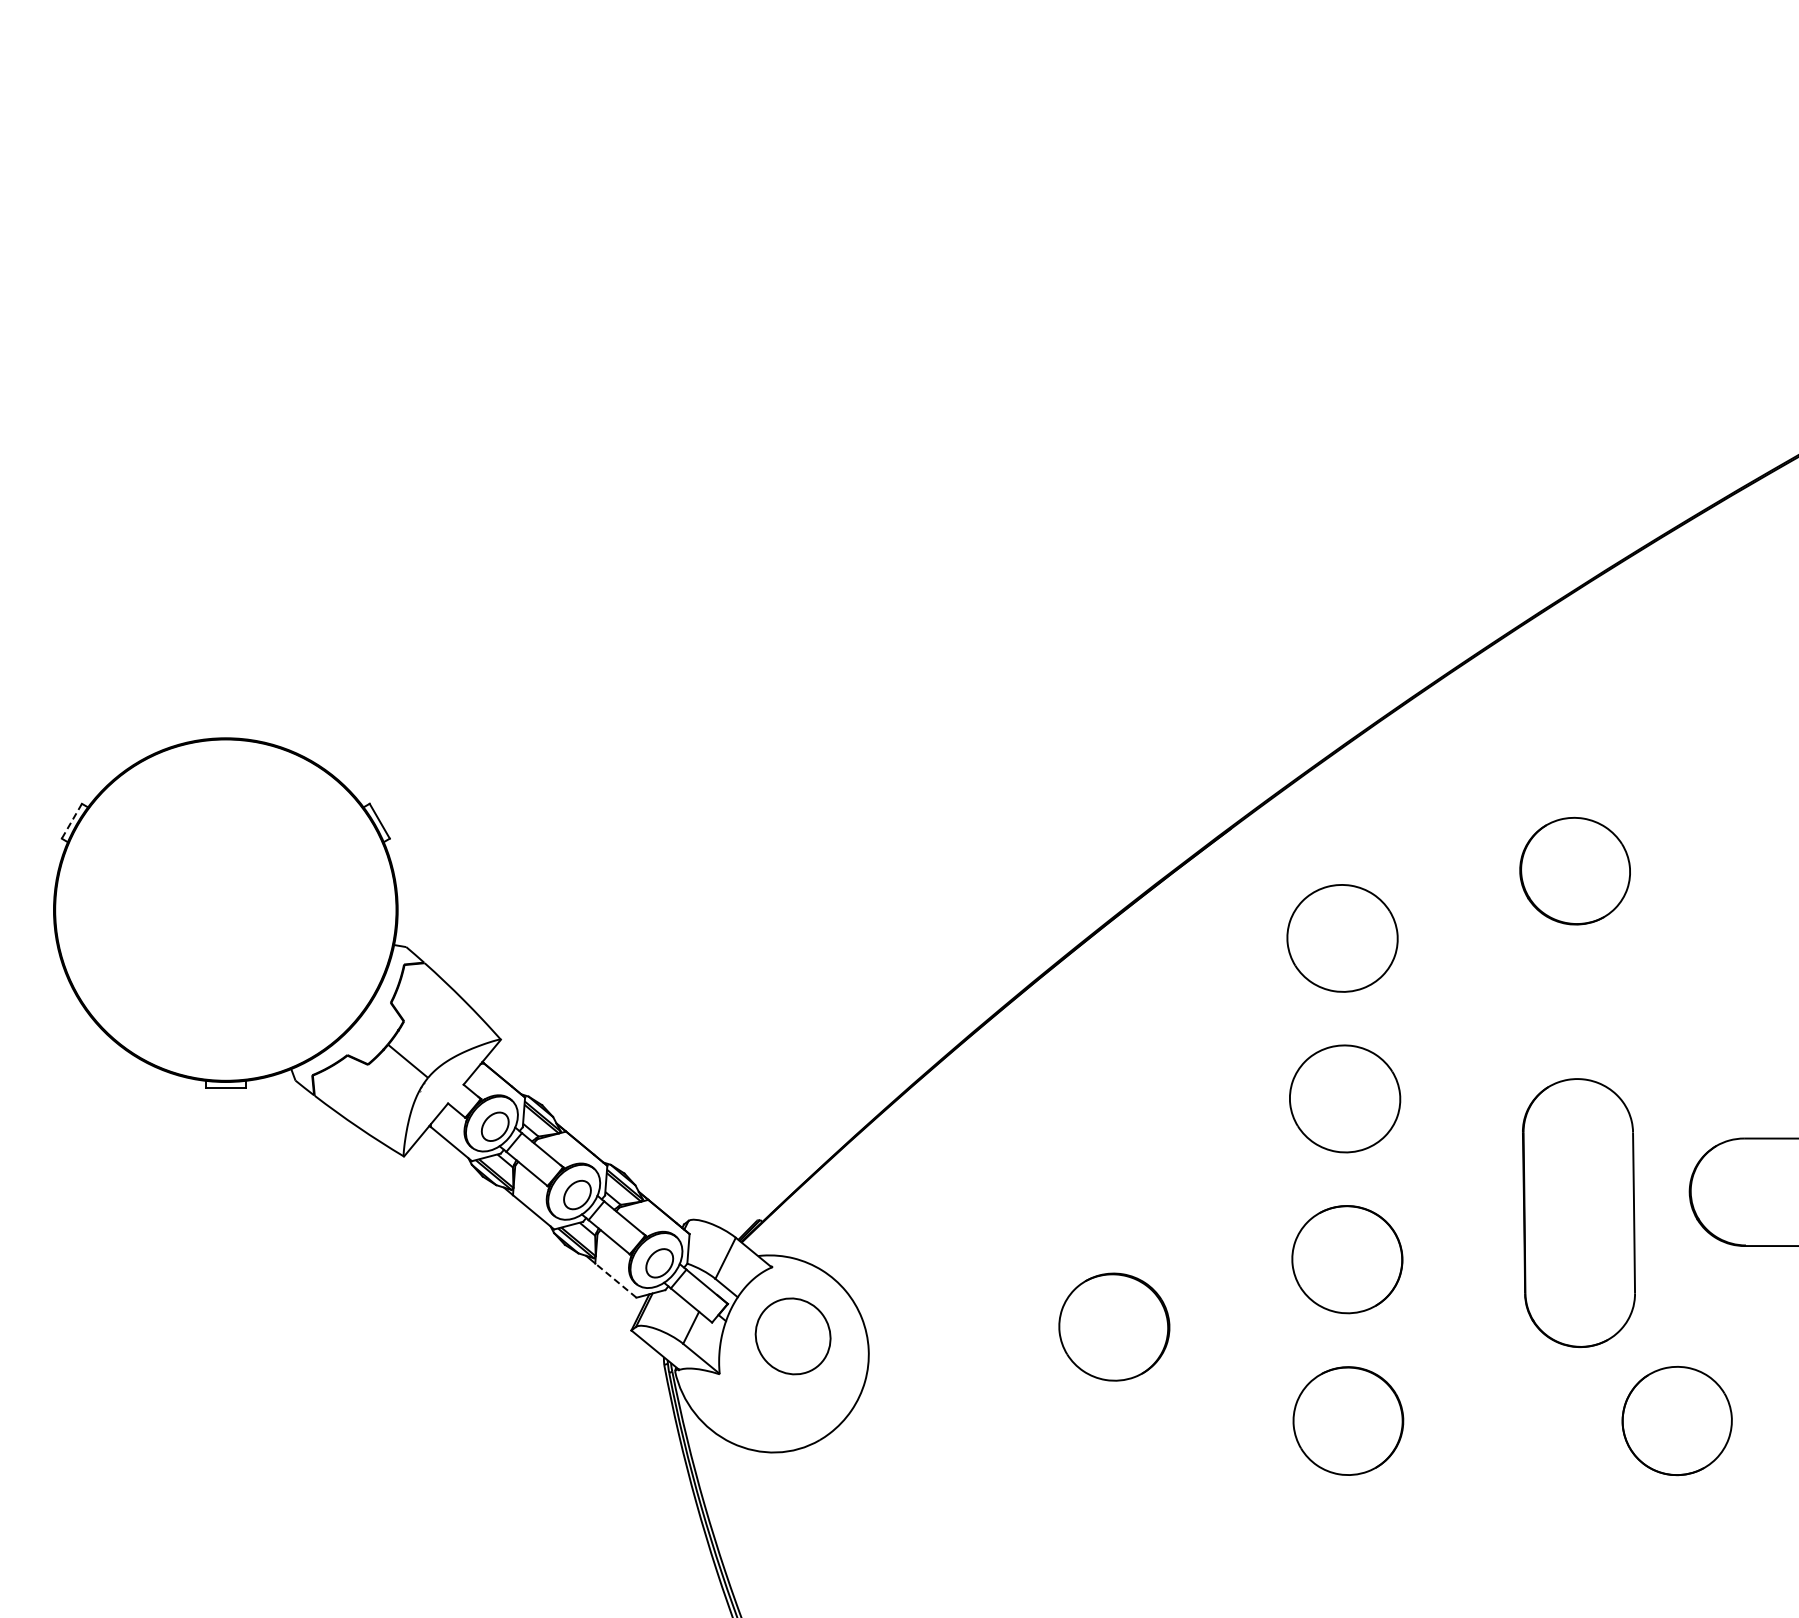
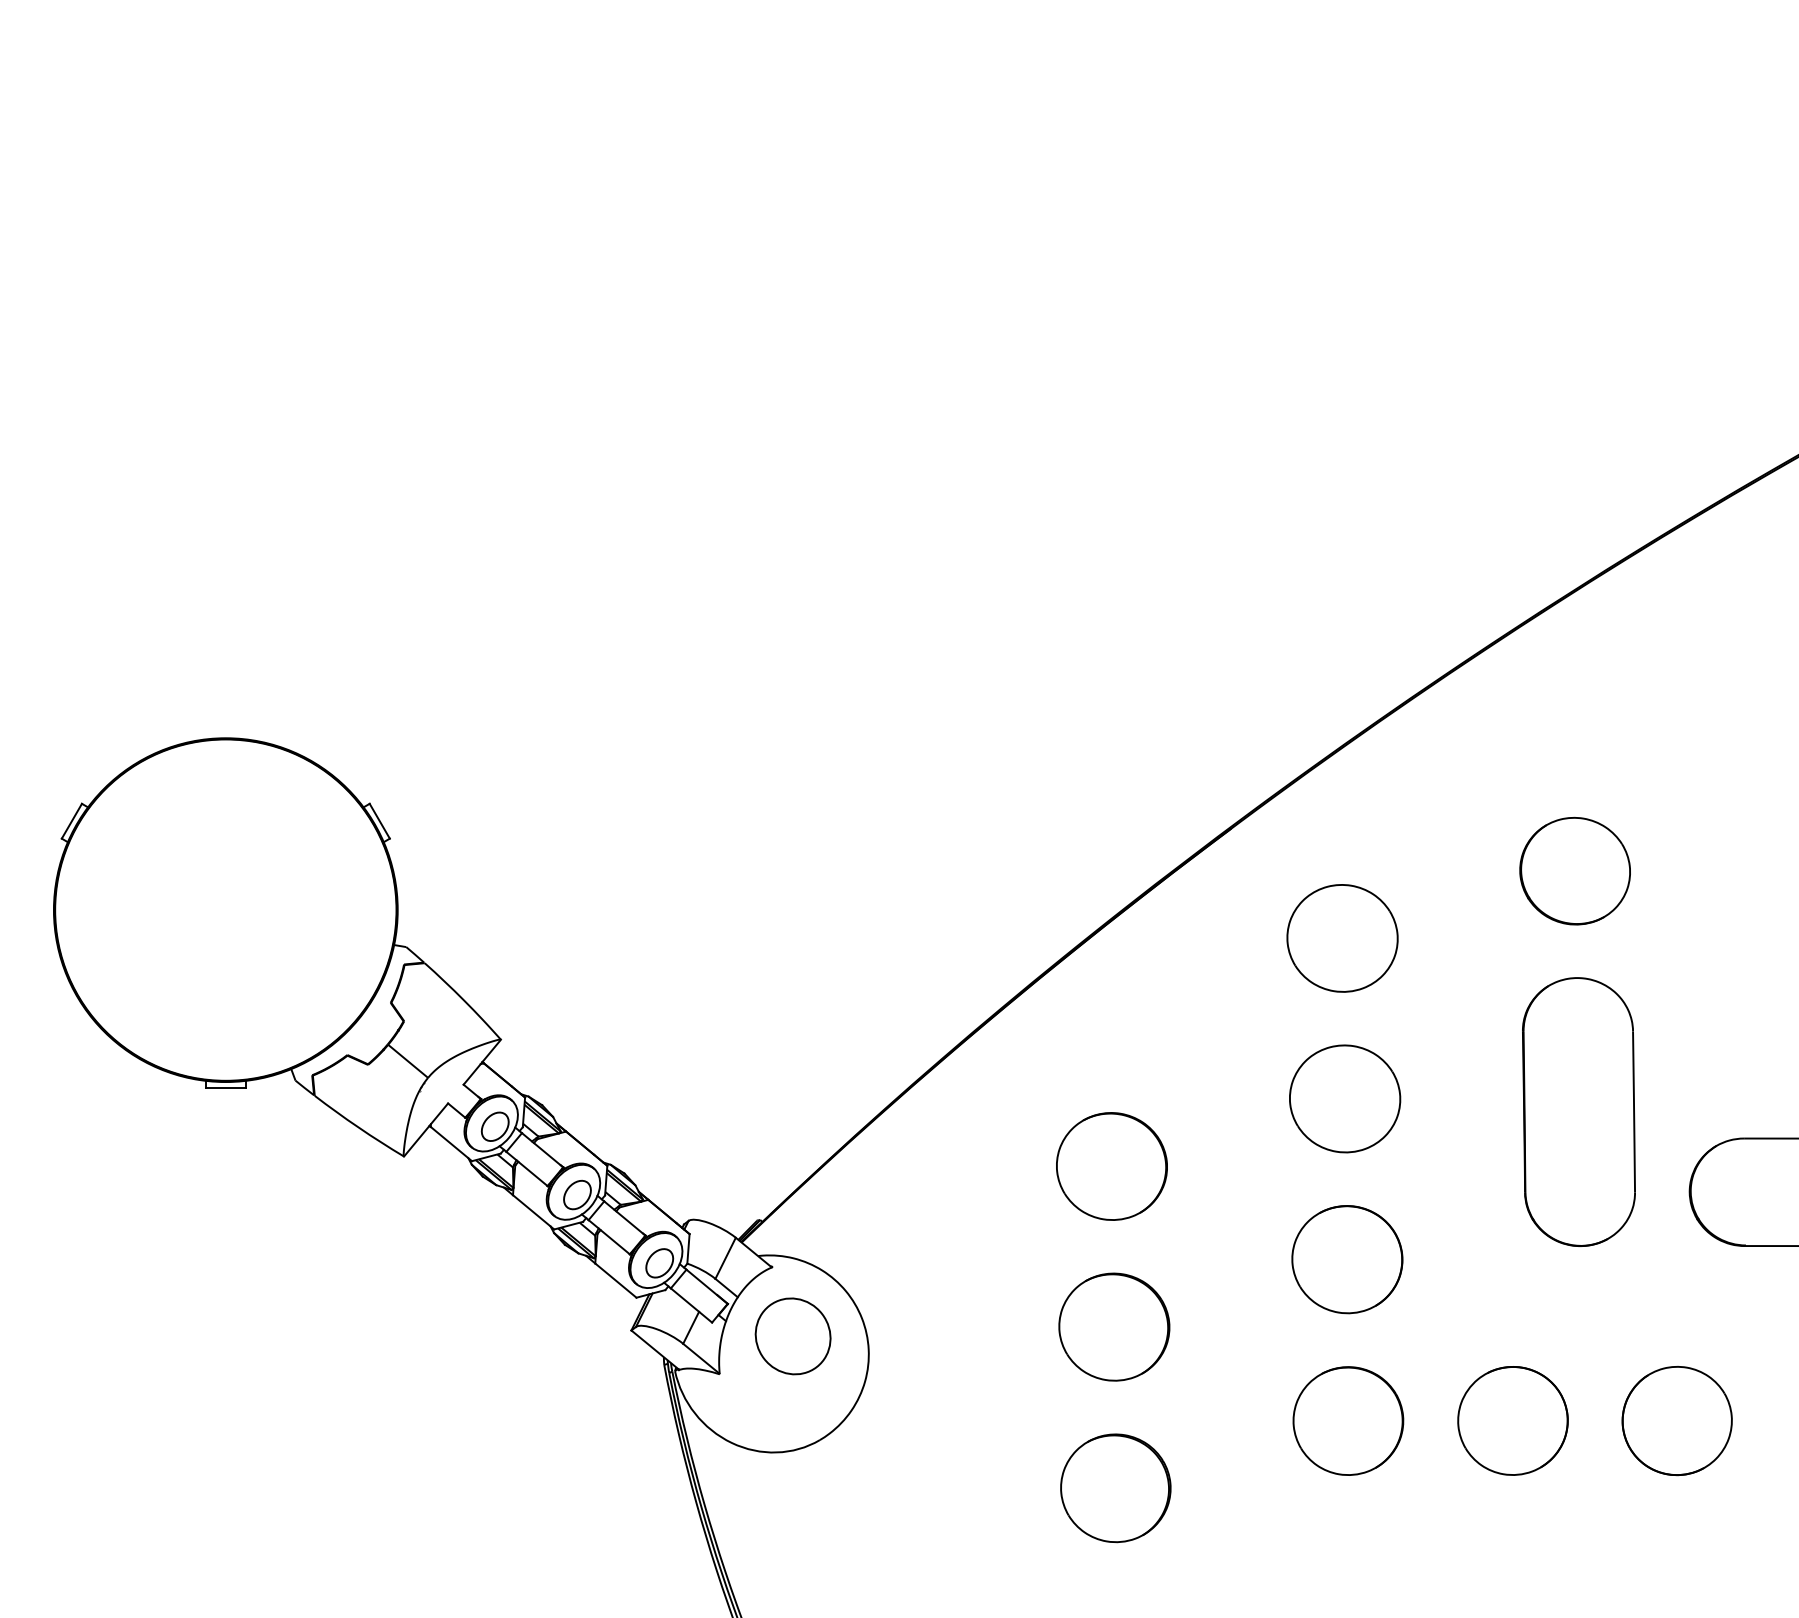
line: dashed -> solid (71, 821)
part: none -> present (1111, 1166)
part position: (1578, 1212) -> (1578, 1111) (1578, 1111)
line: dashed -> solid (615, 1280)
part: none -> present (1512, 1420)
part: none -> present (1115, 1488)
